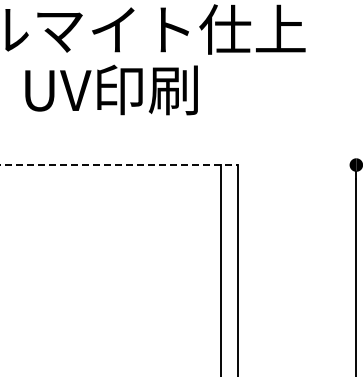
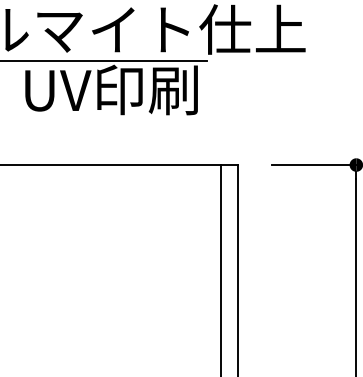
line: none -> present (104, 61)
line: dashed -> solid (119, 165)
line: none -> present (313, 165)
